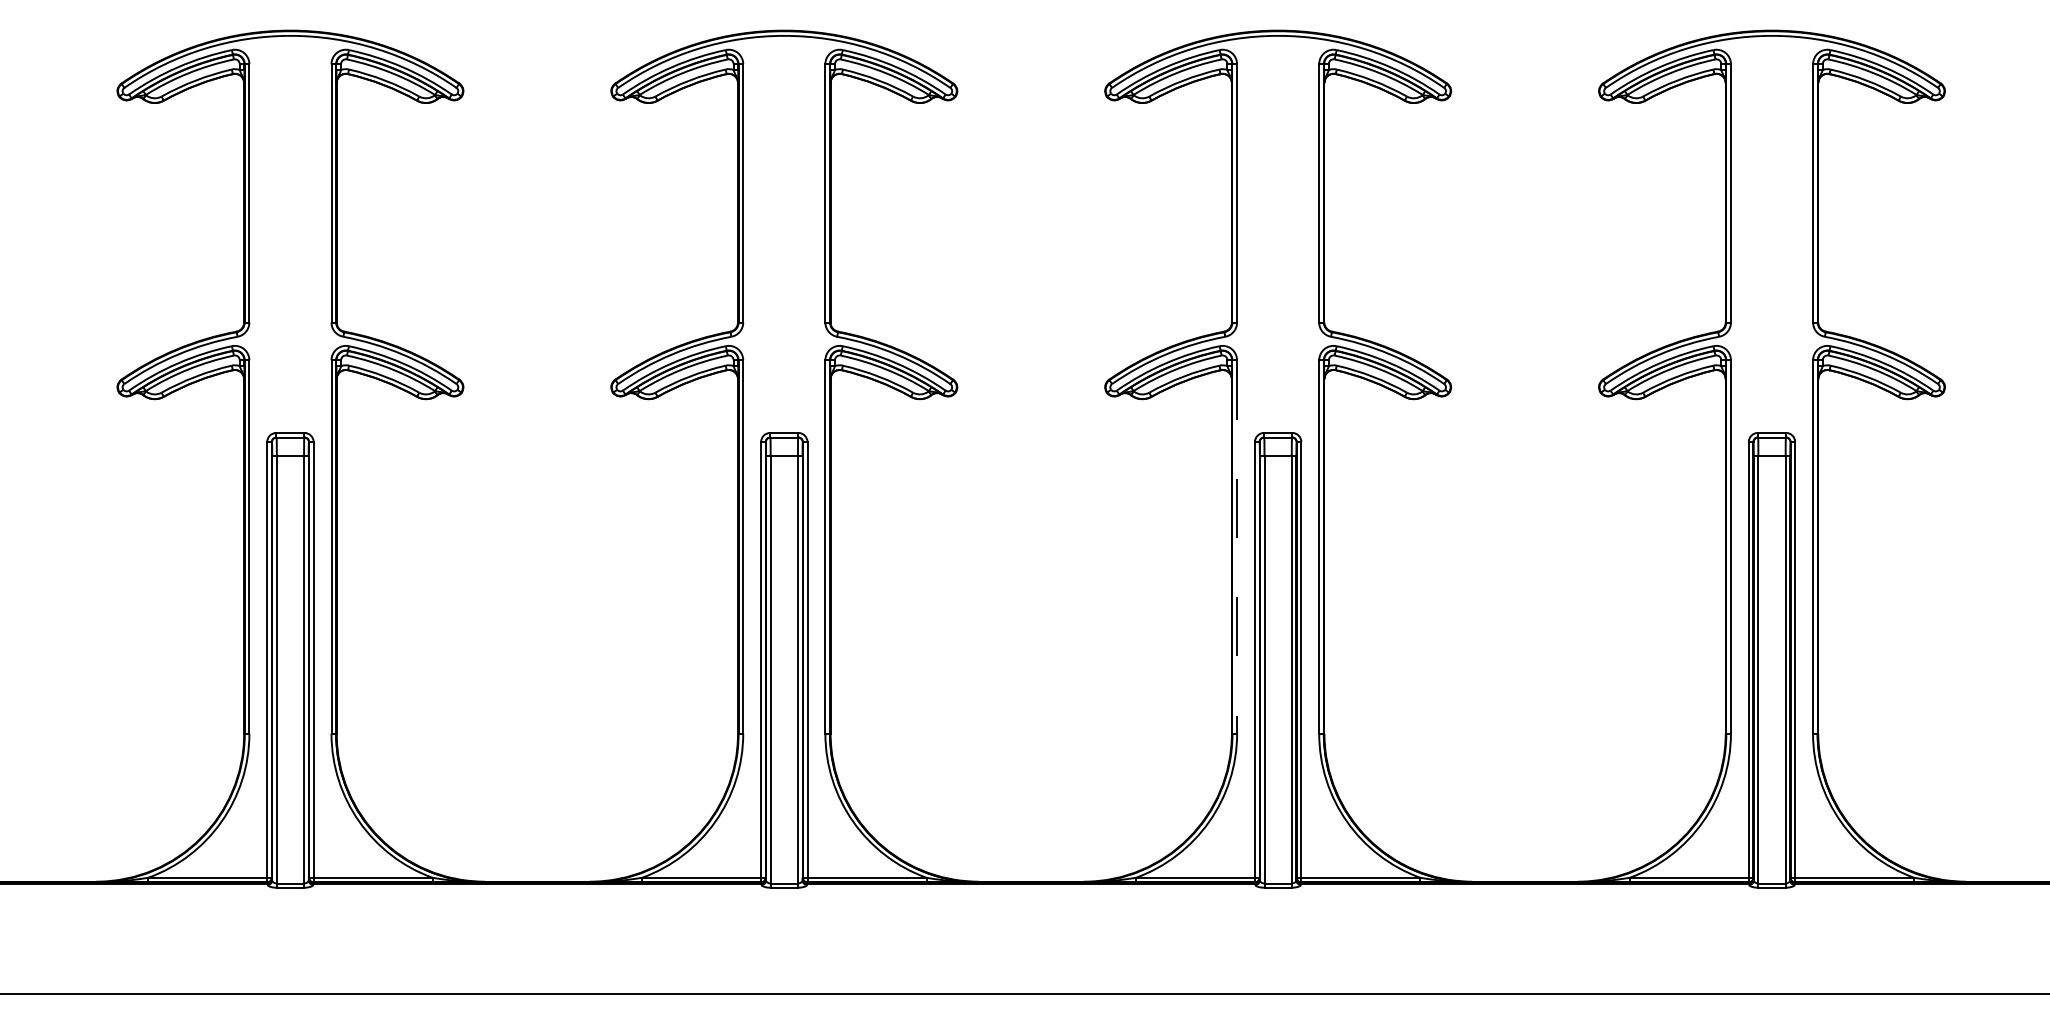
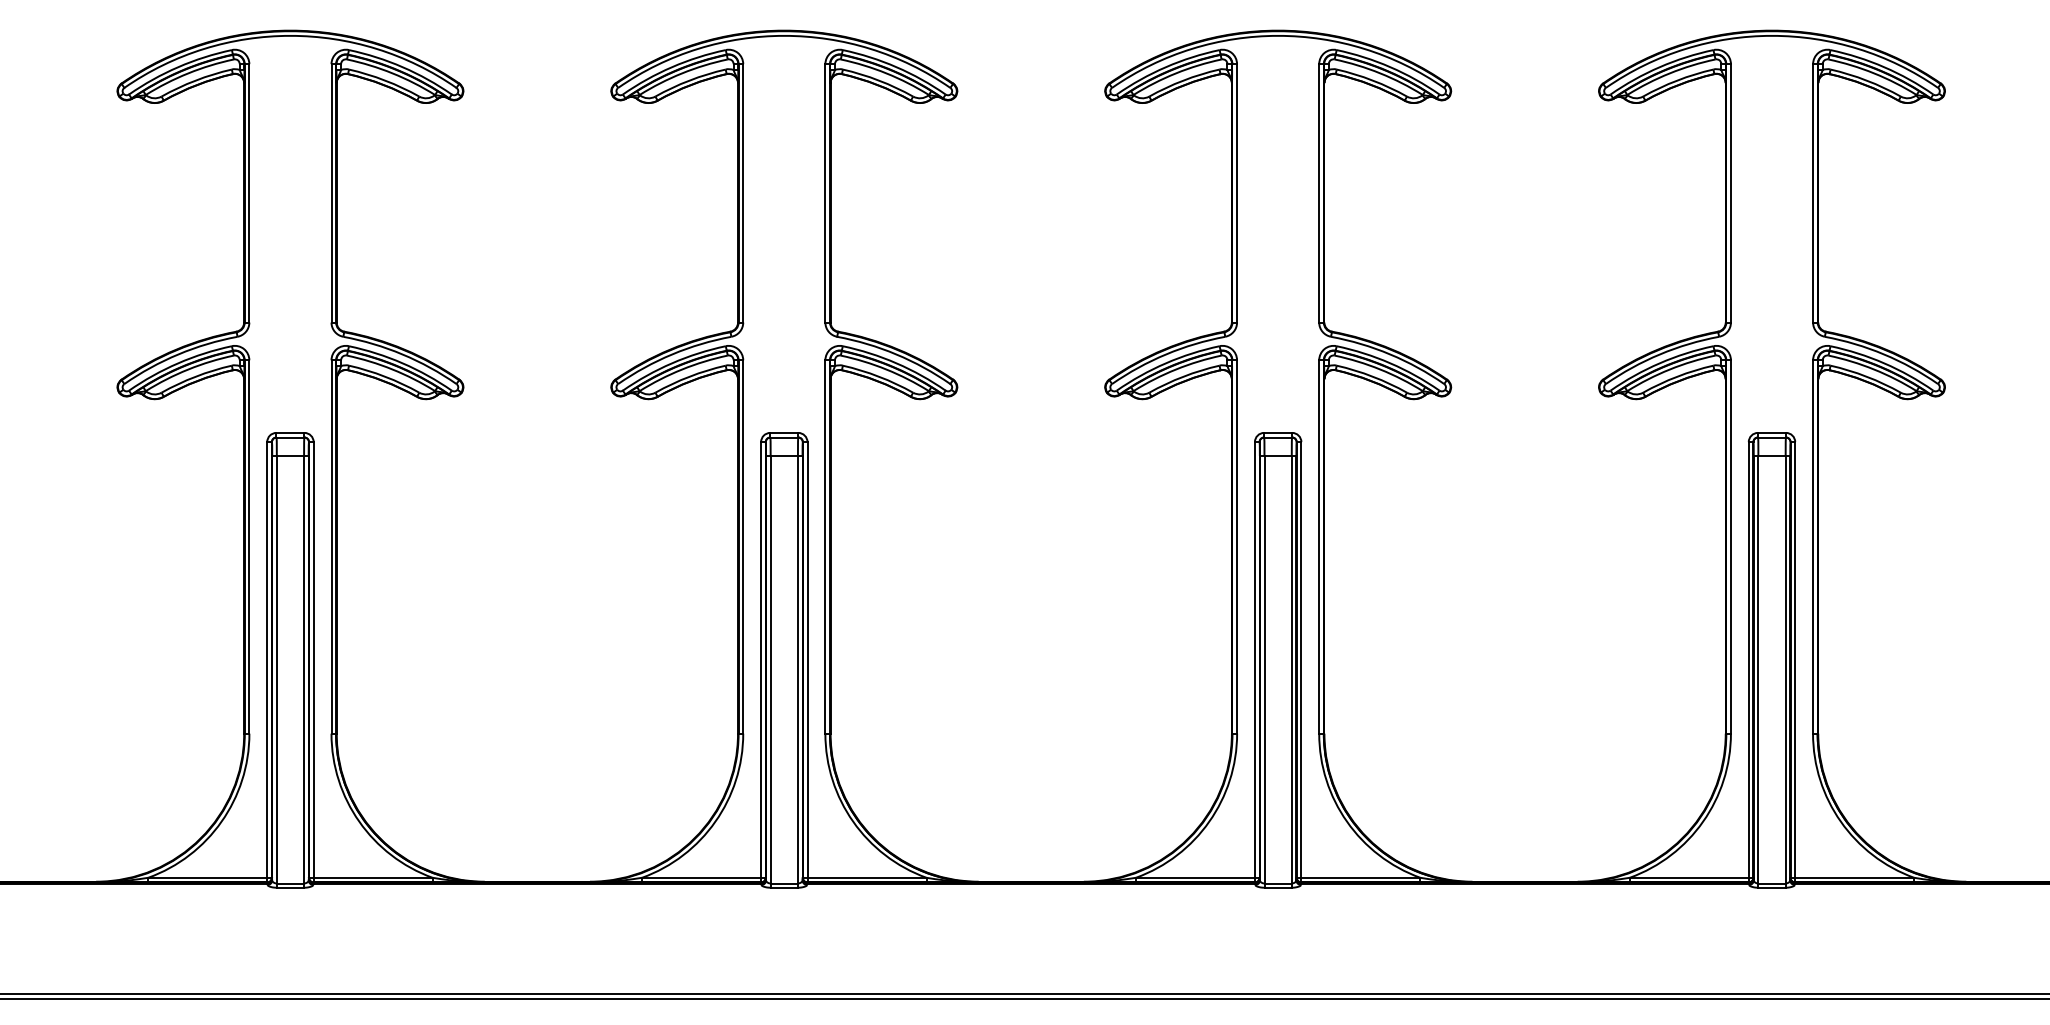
line: dashed -> solid (1237, 546)
line: none -> present (1024, 998)
